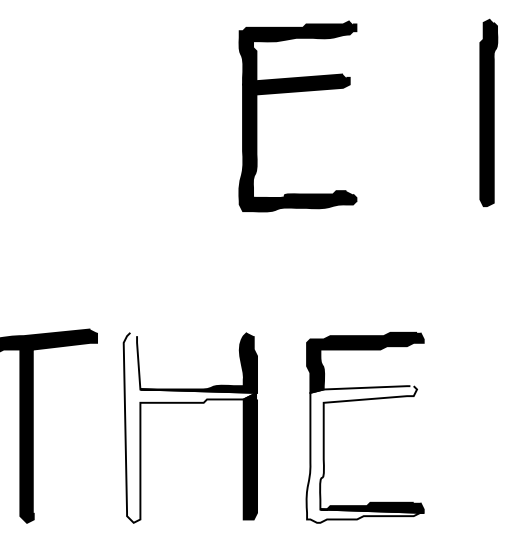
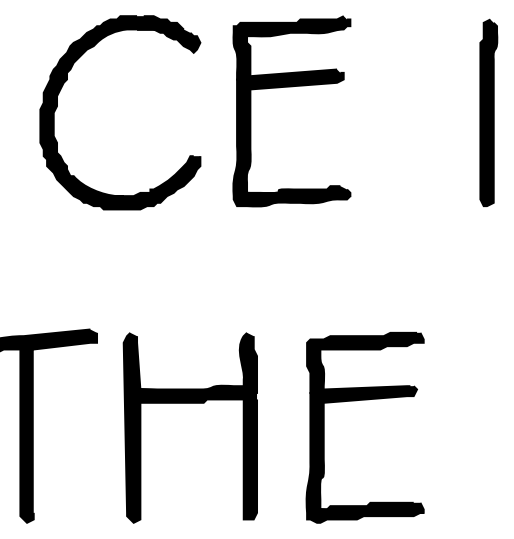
part: none -> present (67, 80)
part position: (297, 92) -> (291, 87) (291, 87)
fill: none -> present (190, 427)
fill: none -> present (364, 454)
